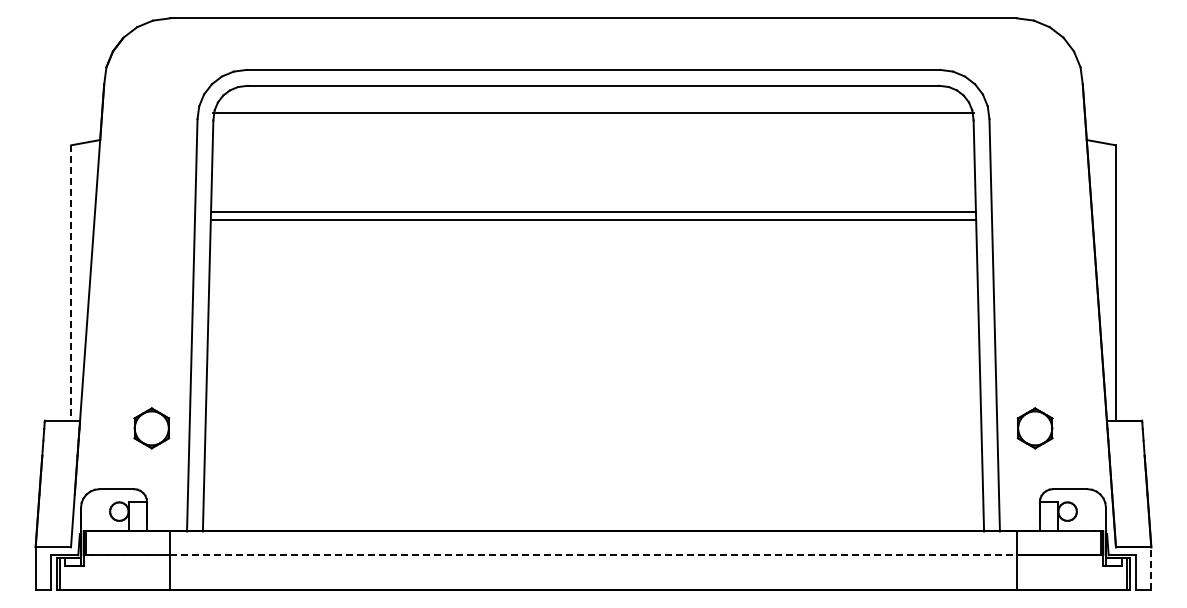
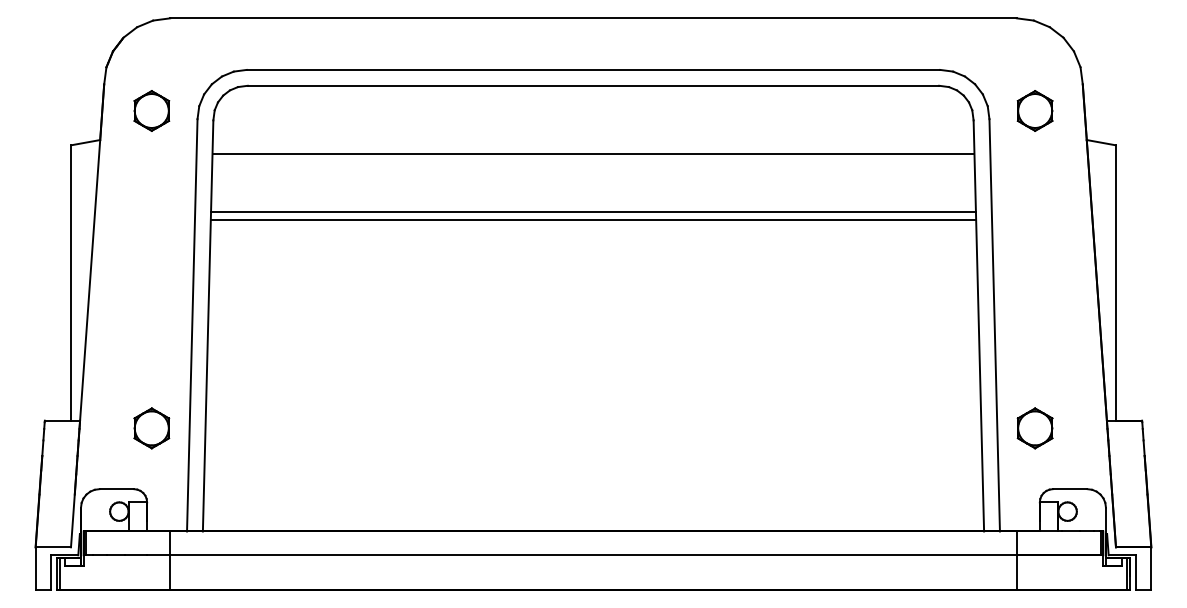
part: none -> present (151, 110)
part: none -> present (1034, 110)
line position: (593, 113) -> (593, 154) (593, 154)
line: dashed -> solid (71, 282)
line: dashed -> solid (593, 555)
line: dashed -> solid (1151, 567)
